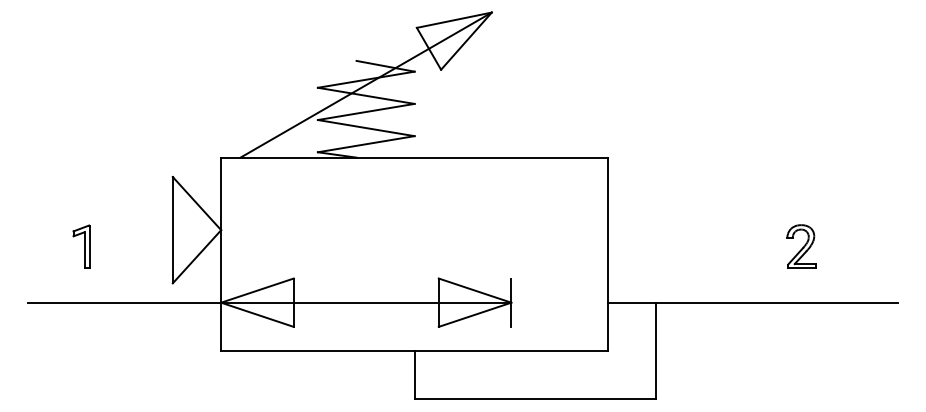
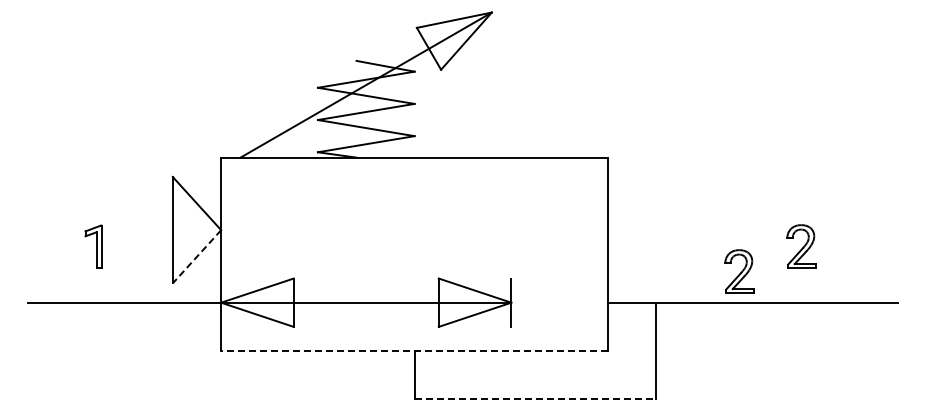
part position: (81, 246) -> (93, 246) (93, 246)
line: solid -> dashed (197, 256)
part: none -> present (739, 271)
line: solid -> dashed (414, 351)
line: solid -> dashed (535, 399)
